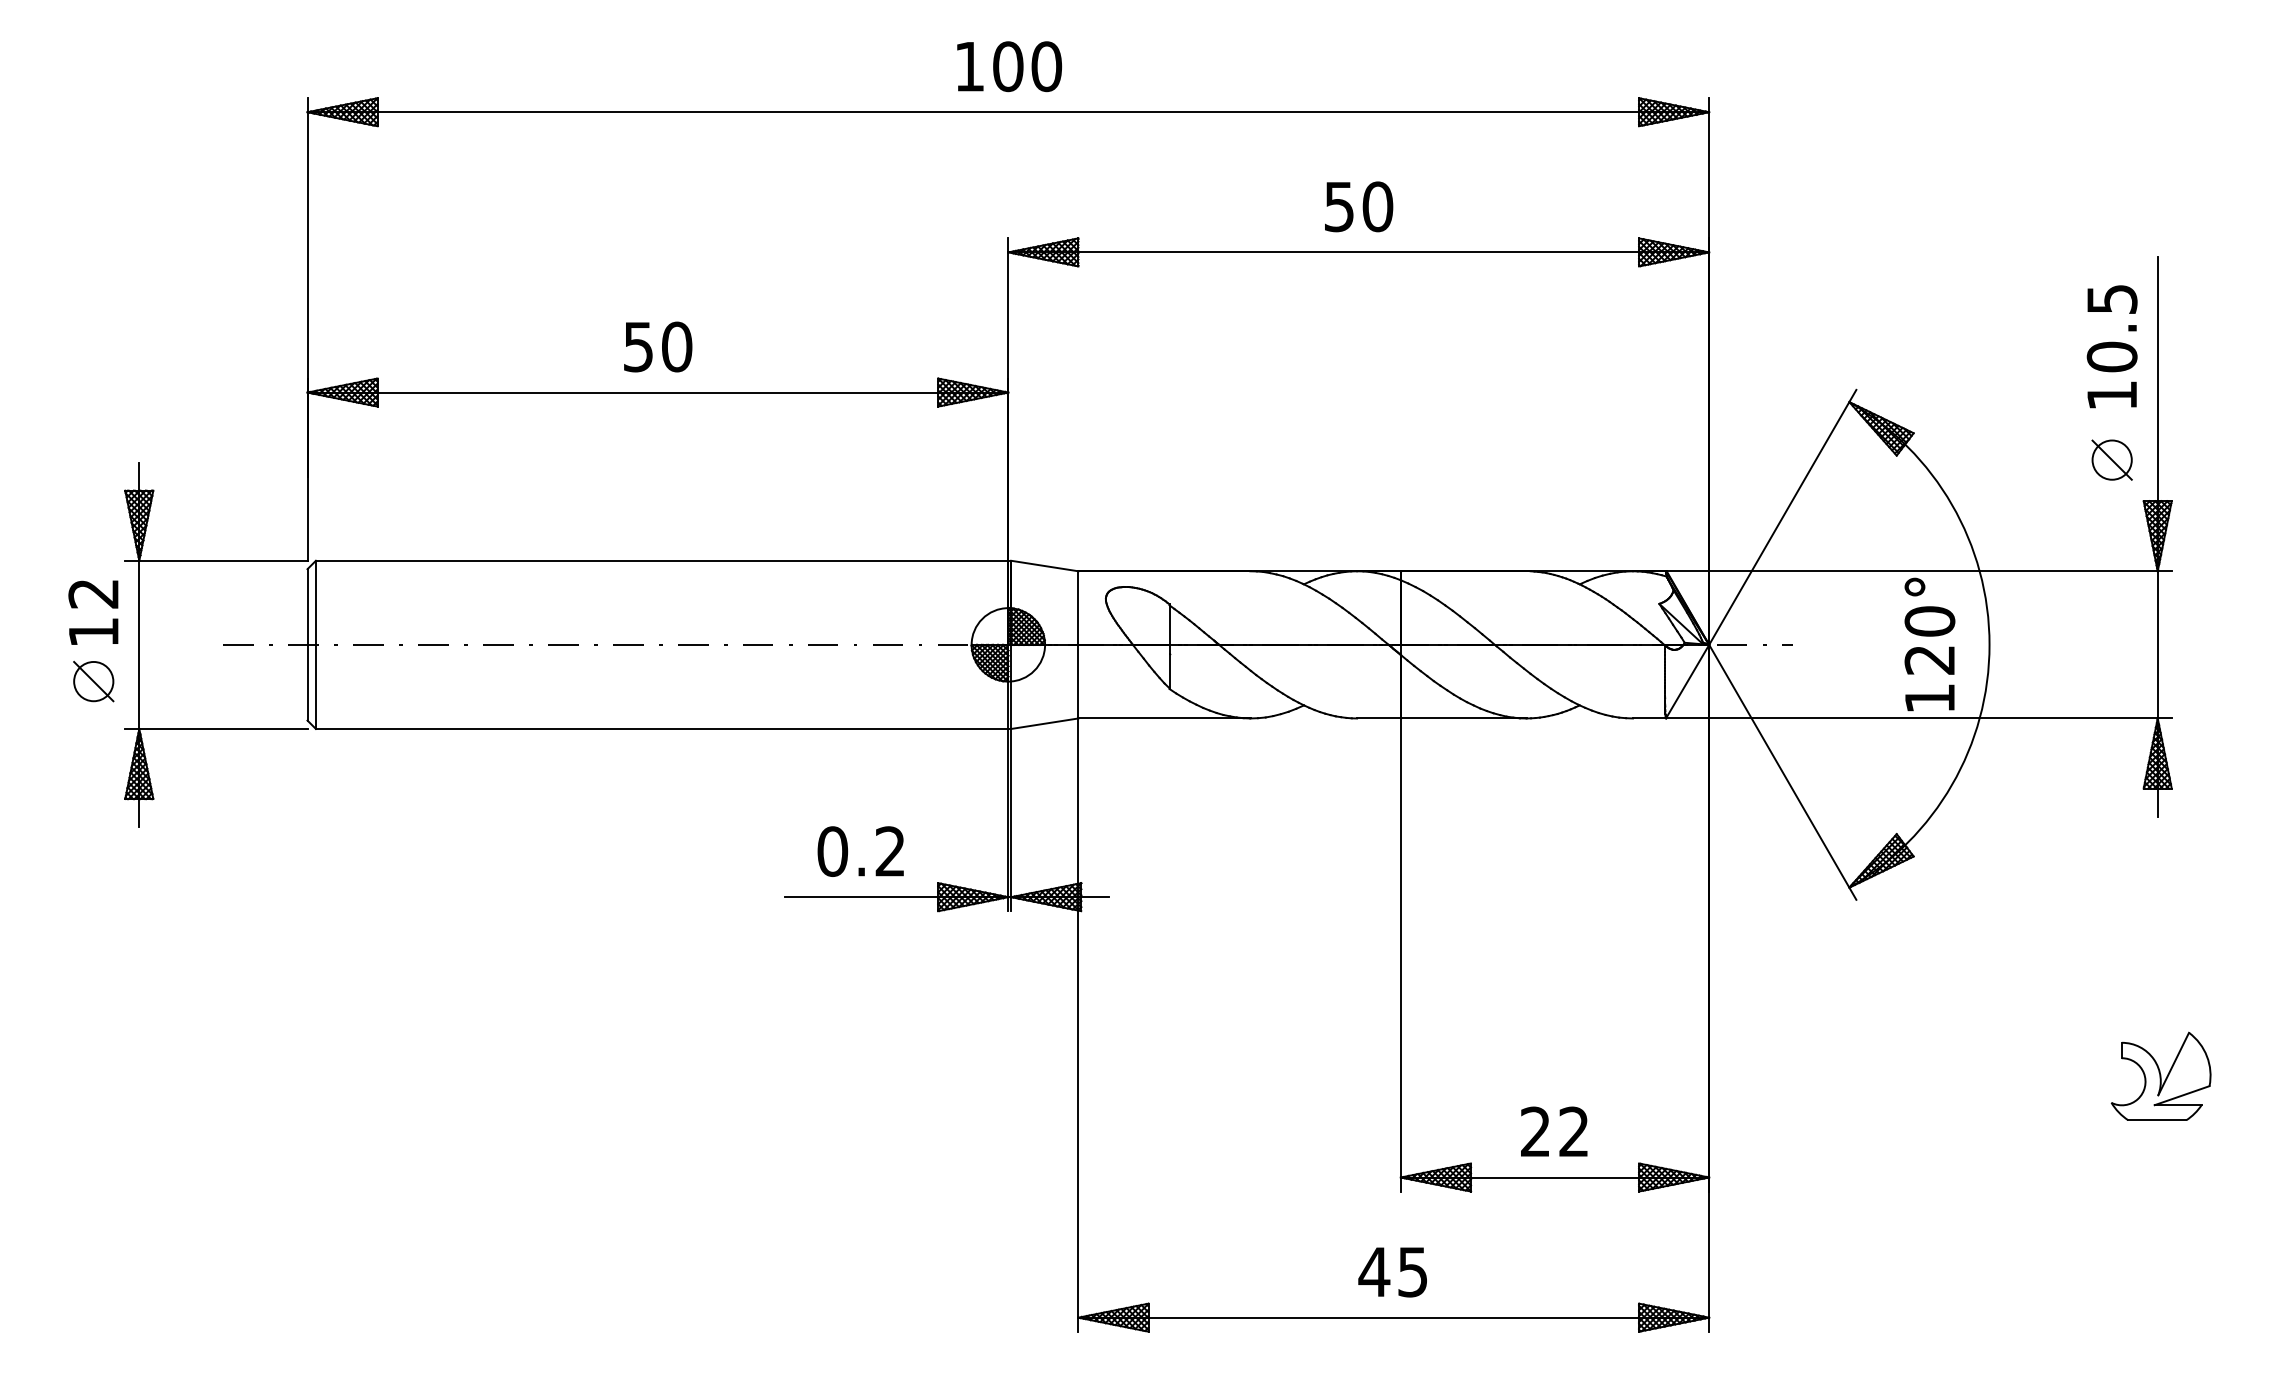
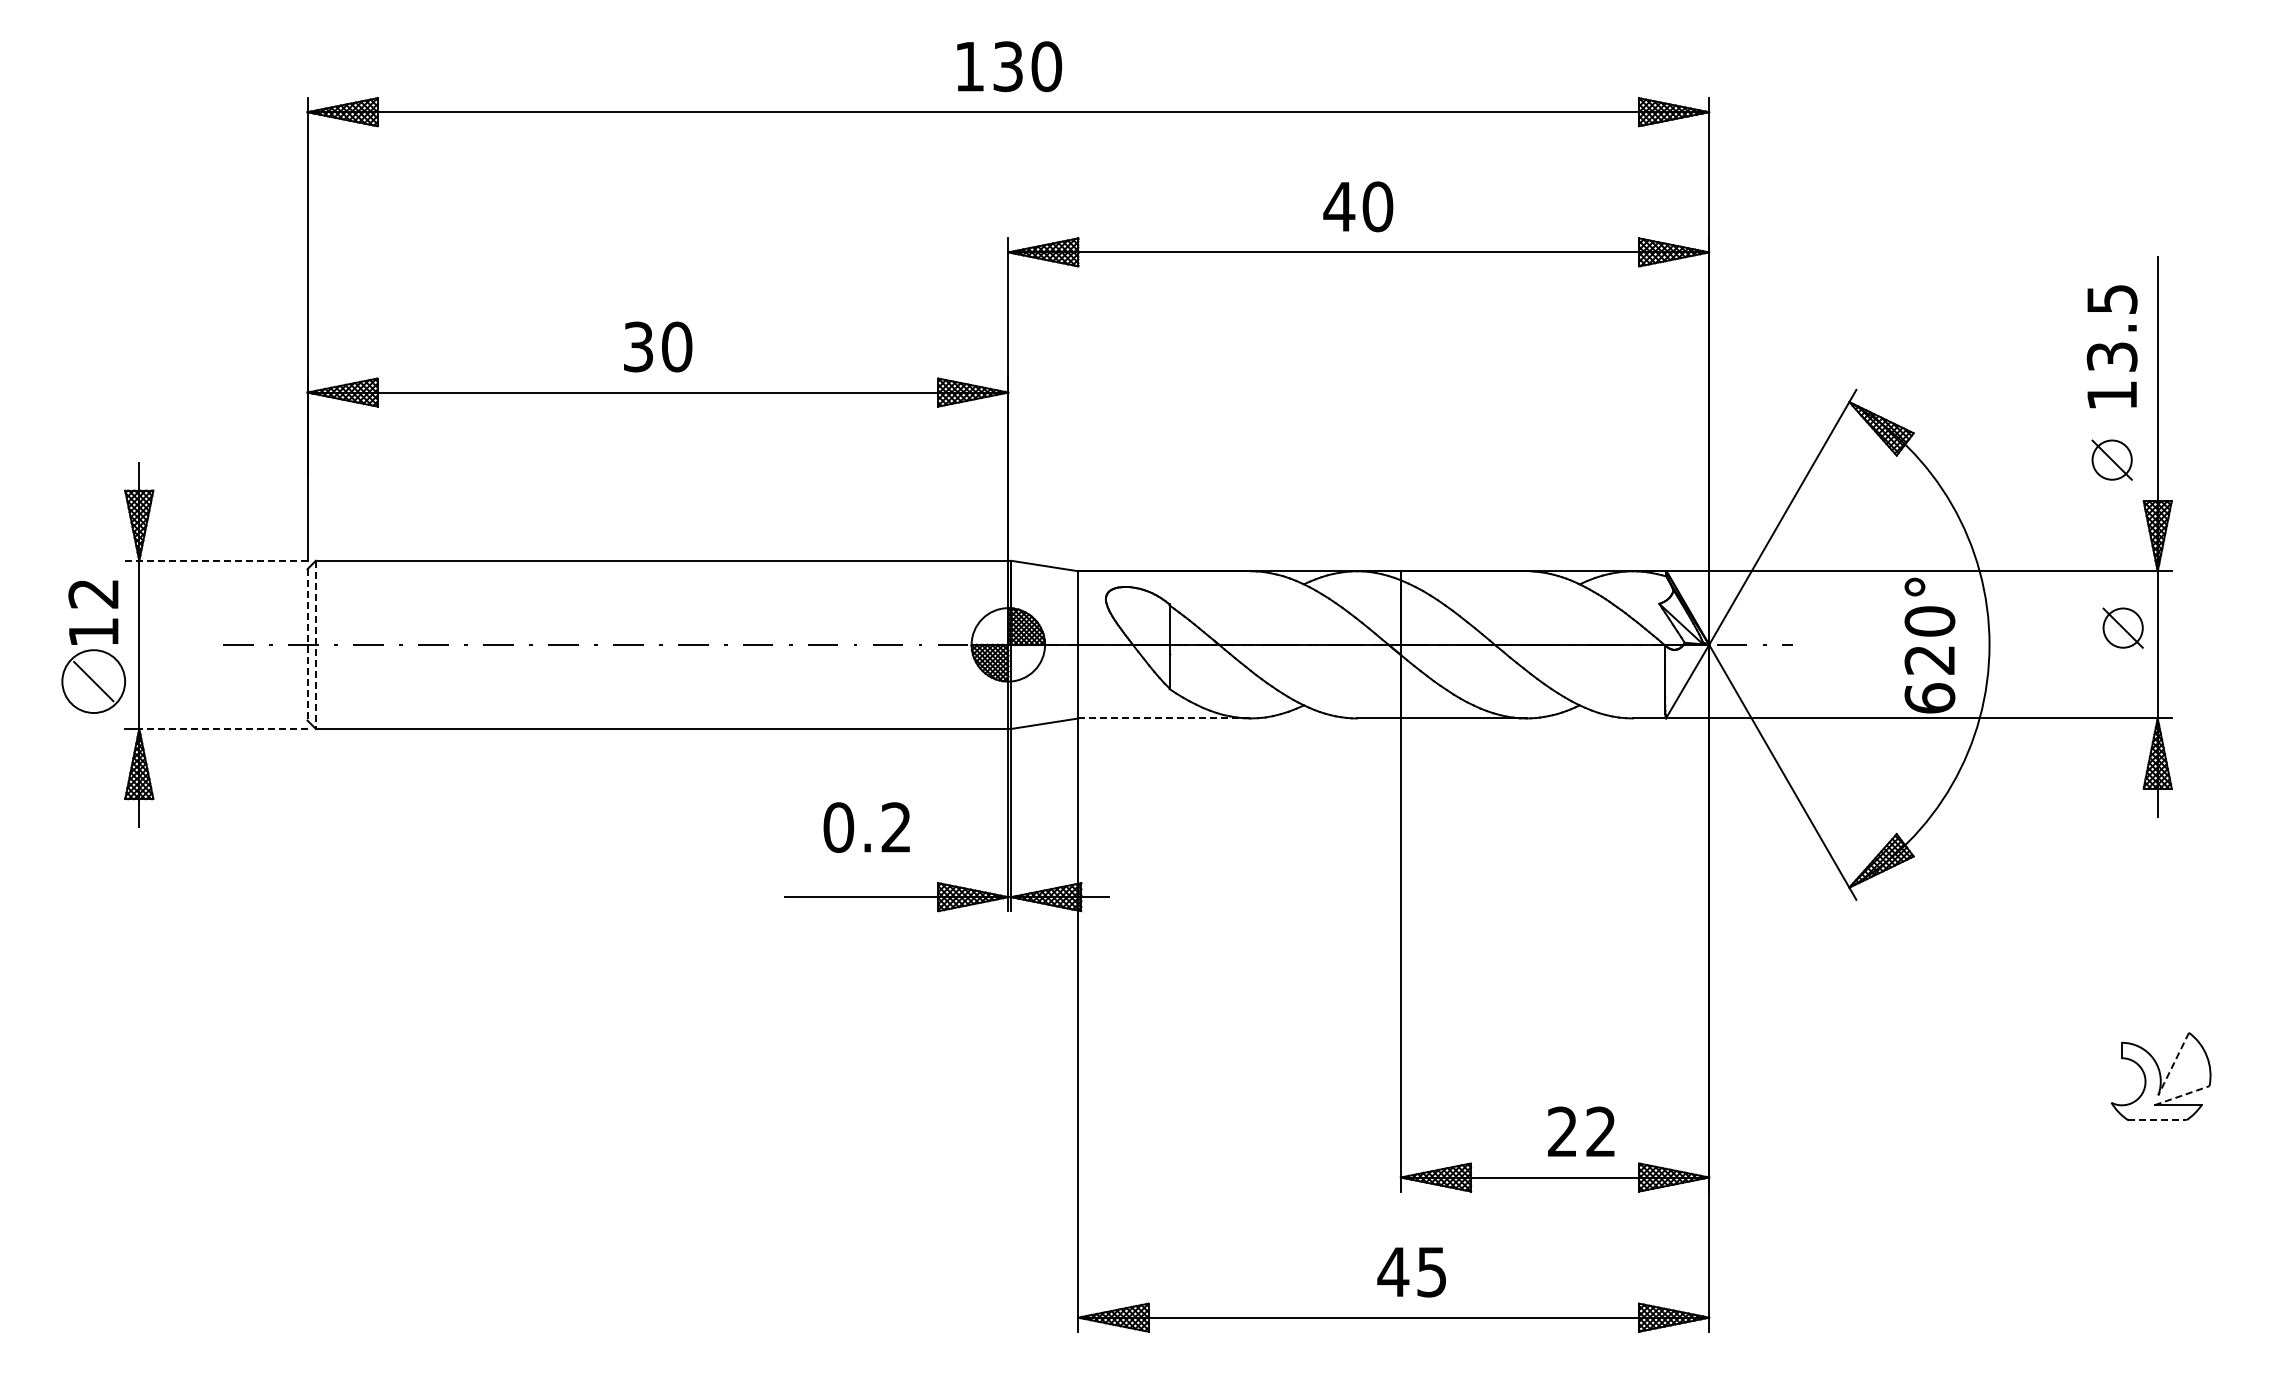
text: 100 -> 130 (1008, 66)
text: 50 -> 40 (1339, 207)
text: 50 -> 30 (638, 346)
text: 10.5 -> 13.5 (2111, 356)
line: solid -> dashed (216, 560)
part: none -> present (2122, 627)
line: solid -> dashed (307, 644)
line: solid -> dashed (315, 645)
circle diameter: 39 px -> 63 px (93, 681)
text: 120° -> 620° (1929, 698)
line: solid -> dashed (1165, 718)
line: solid -> dashed (222, 728)
text position: (860, 851) -> (866, 827) (866, 827)
line: solid -> dashed (2173, 1064)
line: solid -> dashed (2182, 1095)
line: solid -> dashed (2157, 1120)
text position: (1554, 1131) -> (1581, 1131) (1581, 1131)
text position: (1392, 1272) -> (1411, 1272) (1411, 1272)
